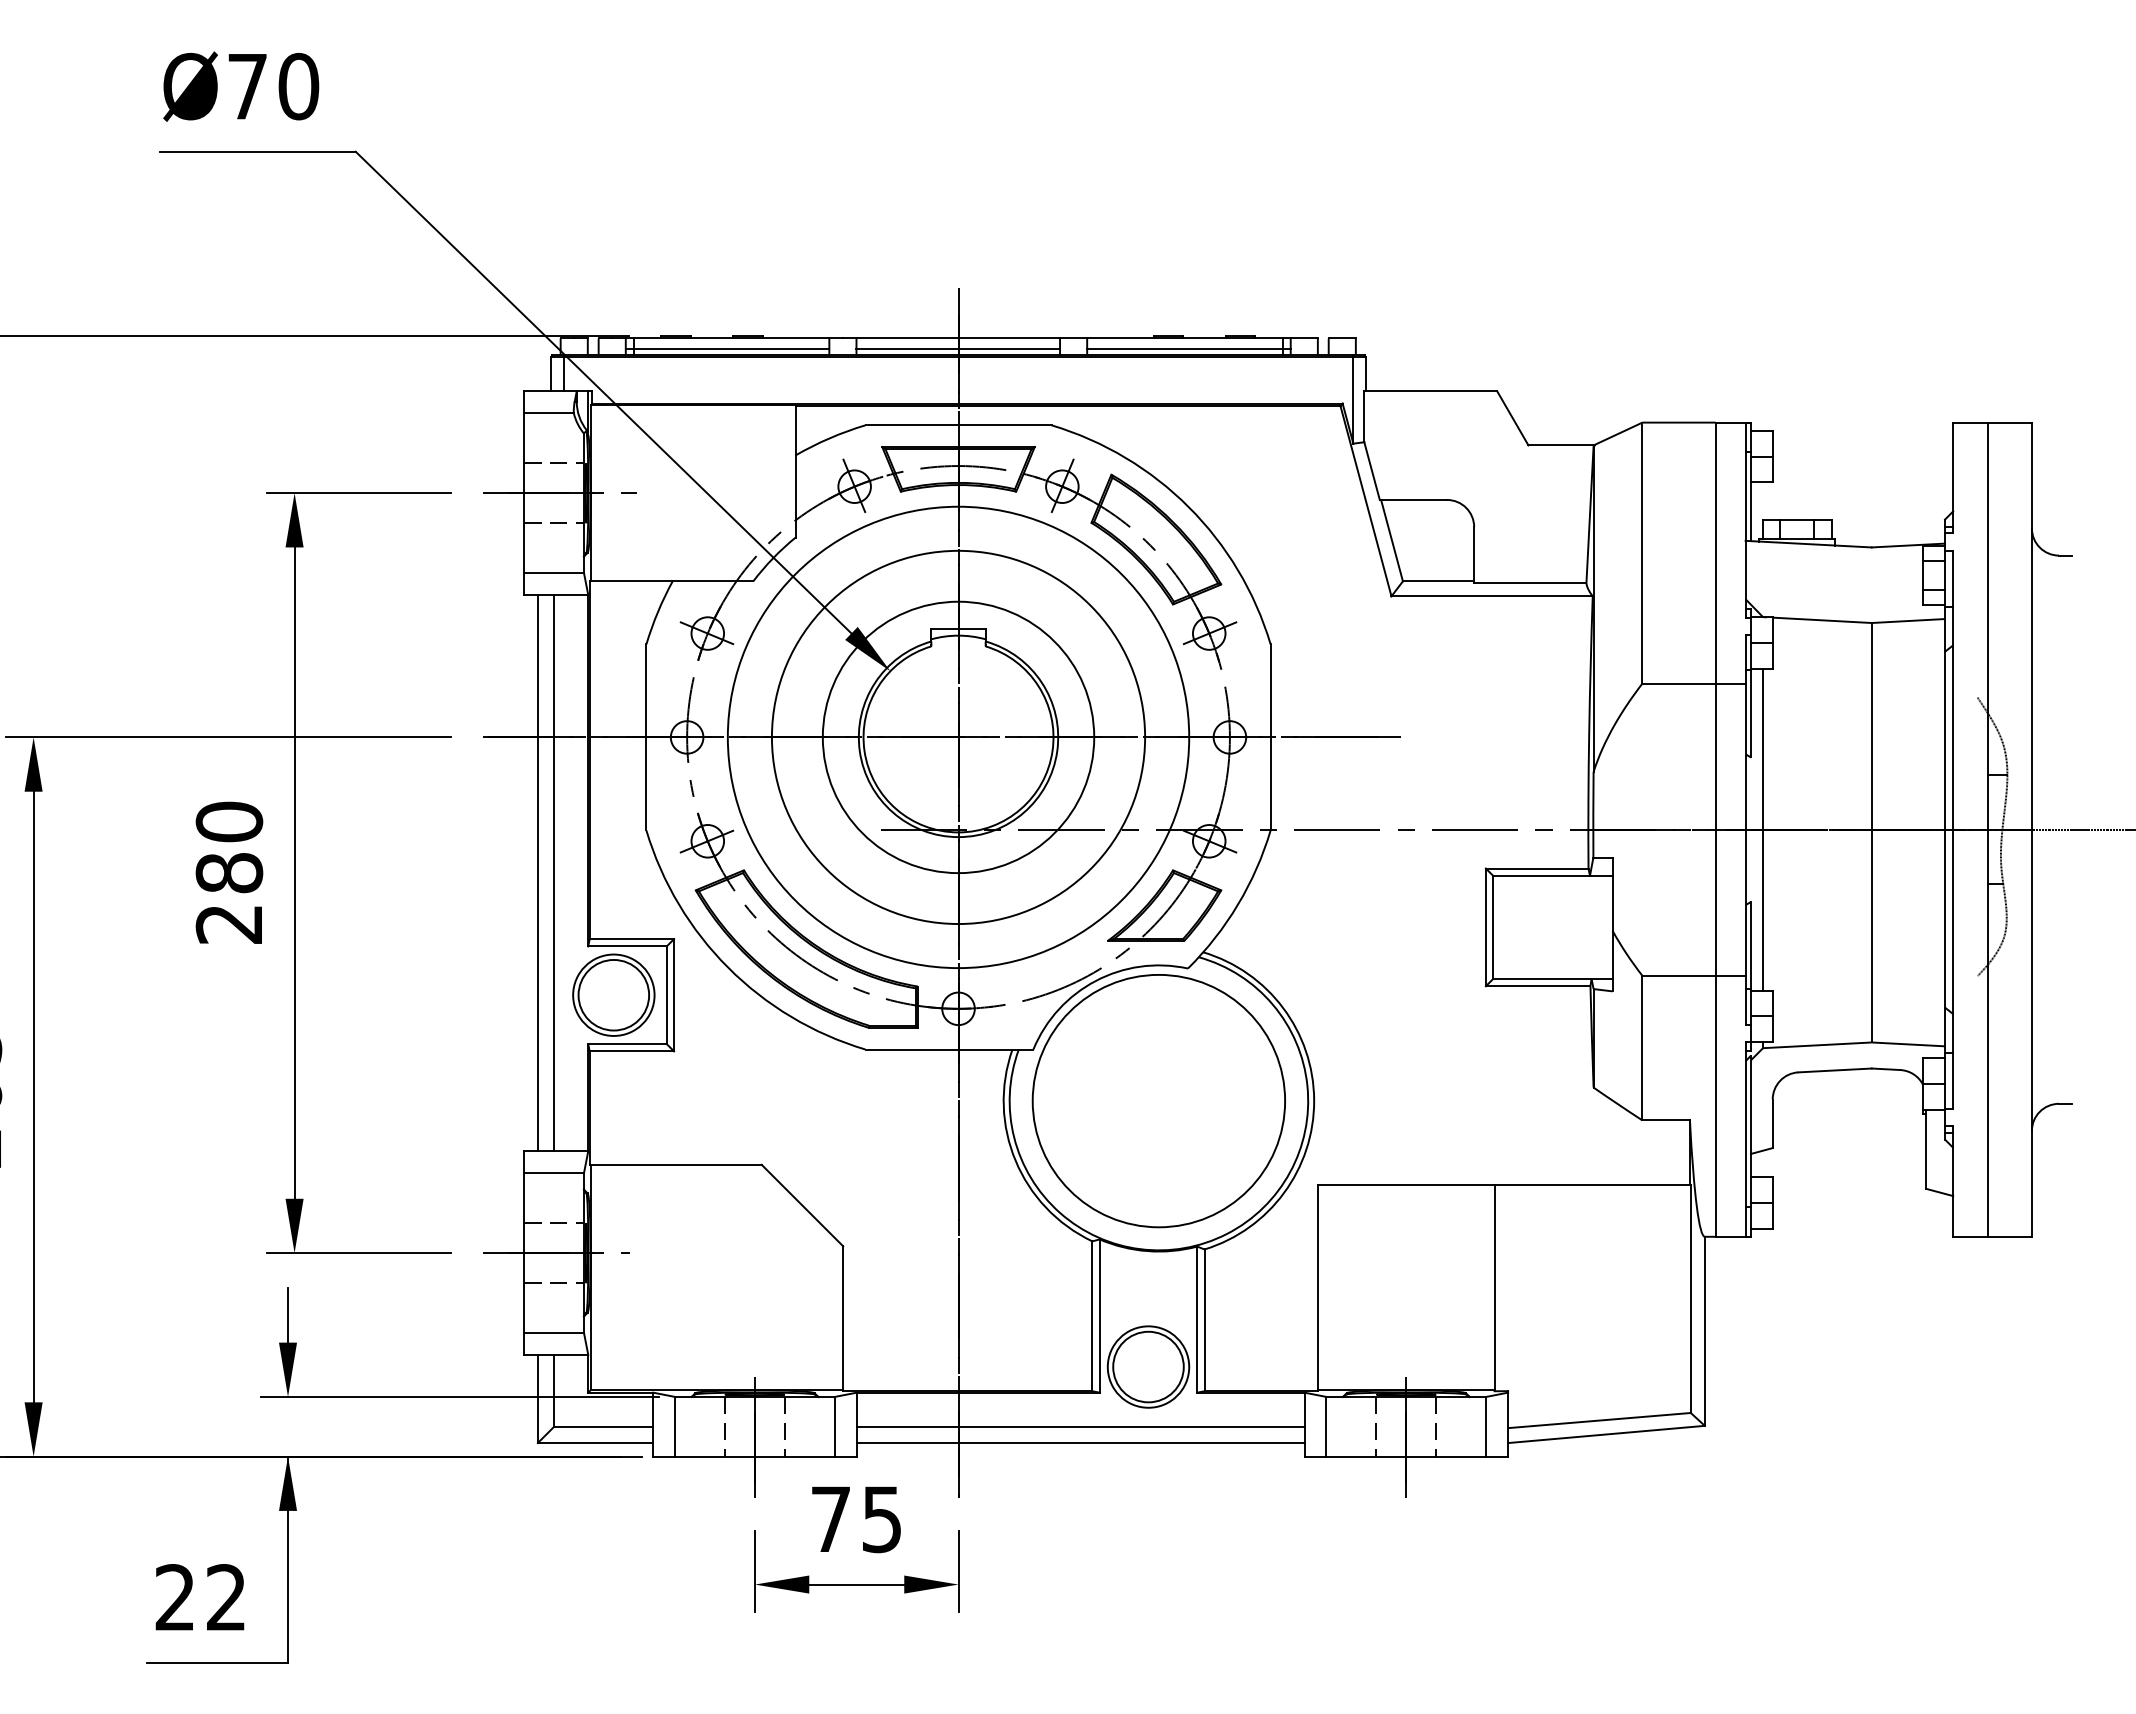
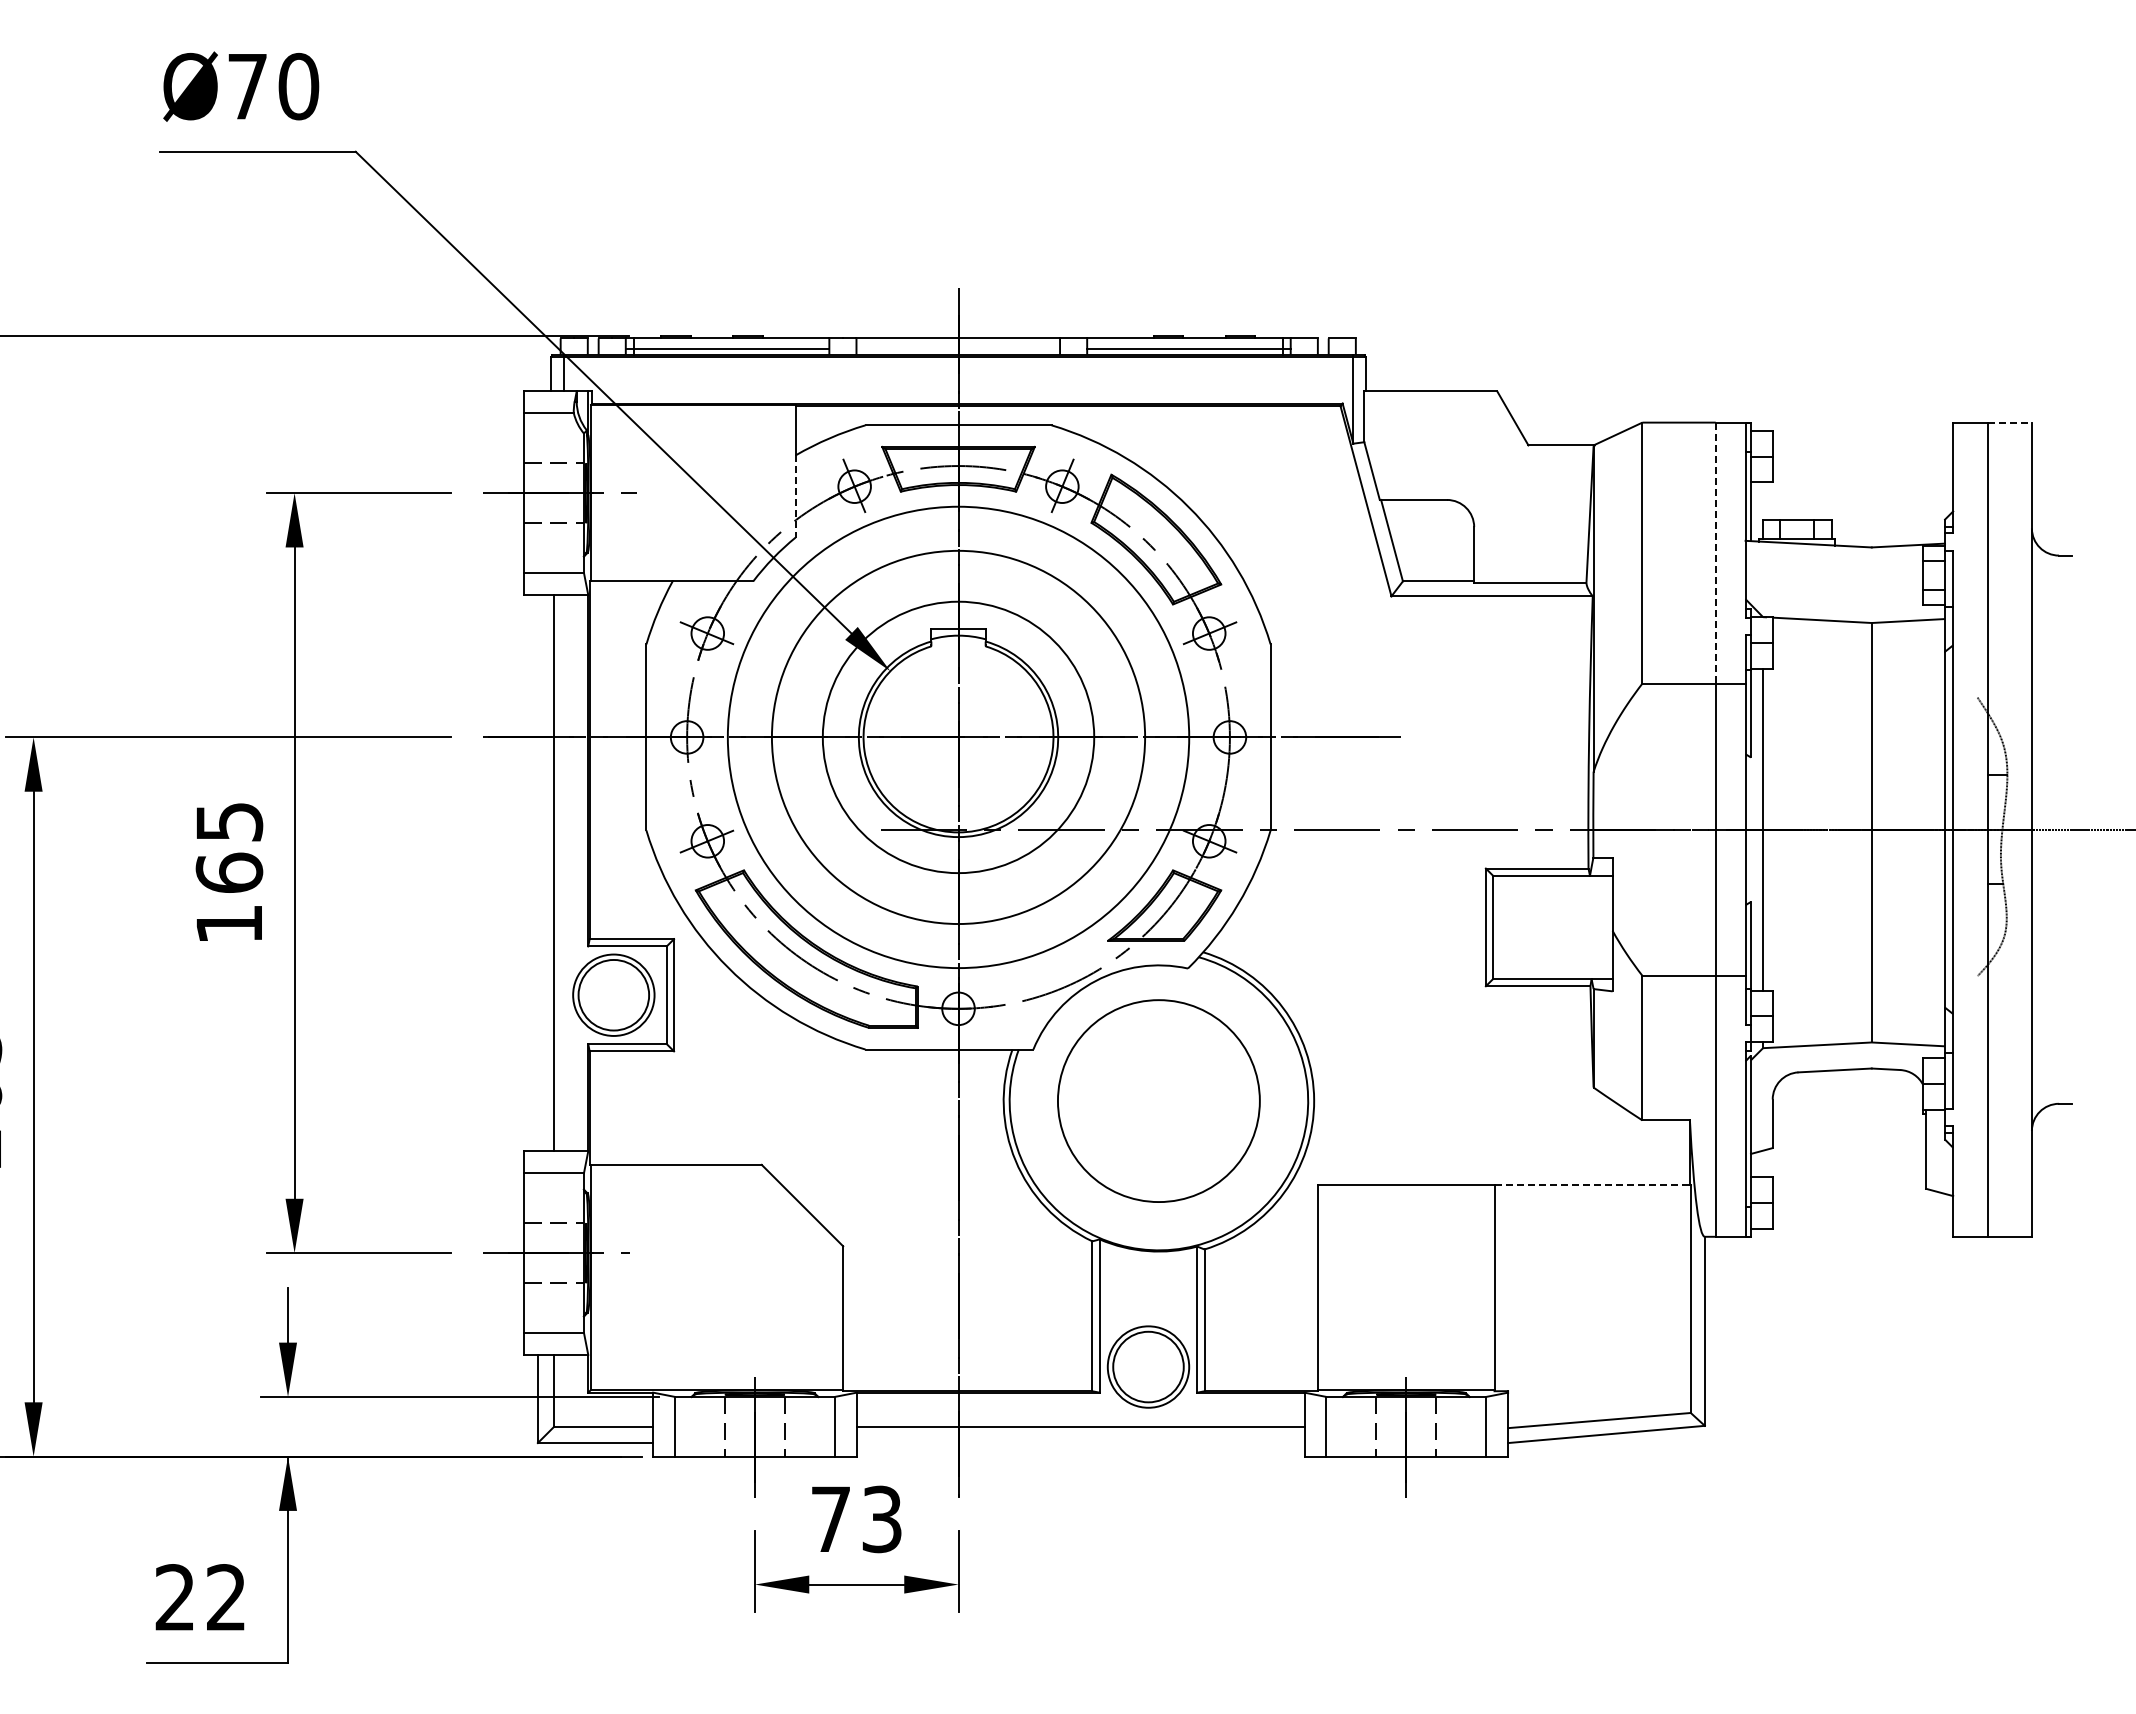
line: present -> none (958, 349)
line: solid -> dashed (2010, 422)
line: solid -> dashed (795, 496)
line: solid -> dashed (1715, 553)
text: 280 -> 165 (229, 872)
line: present -> none (537, 872)
circle diameter: 252 px -> 202 px (1158, 1101)
line: solid -> dashed (1592, 1185)
line: present -> none (1080, 1443)
text: 75 -> 73 (882, 1518)
